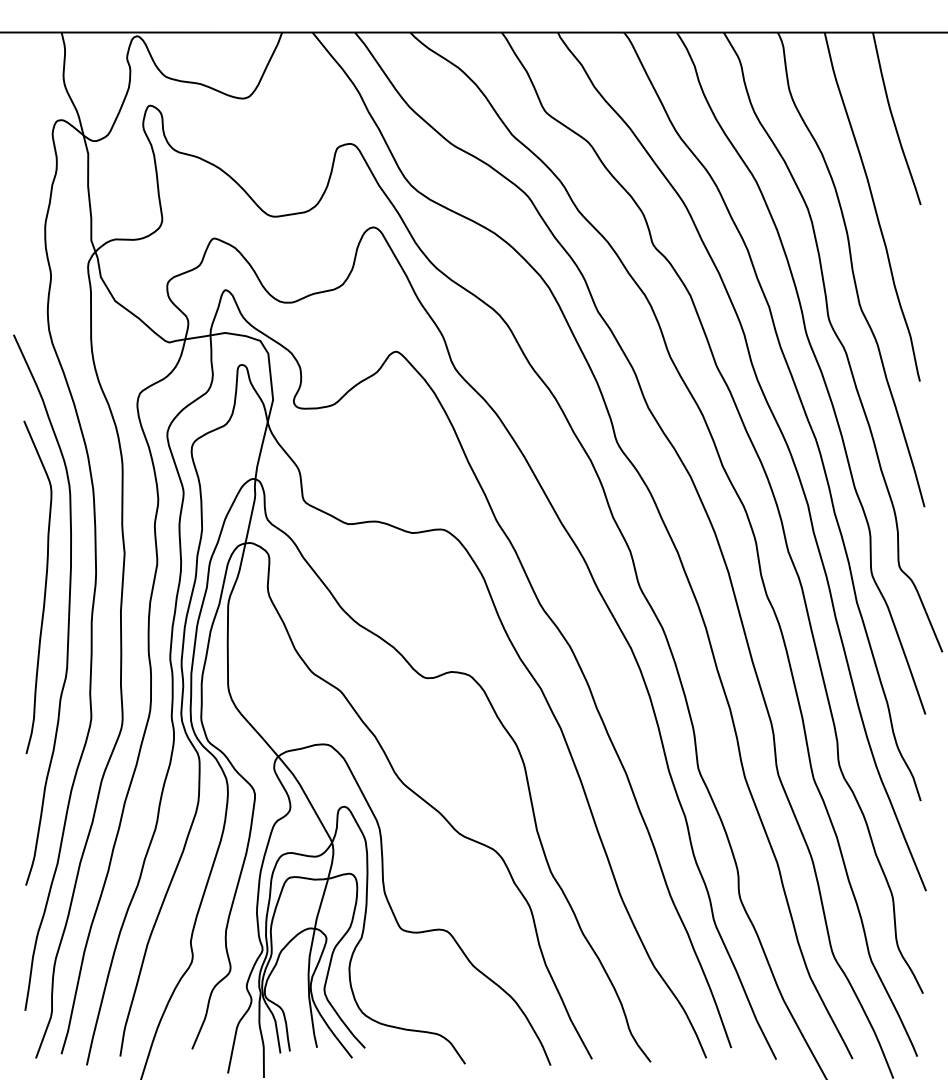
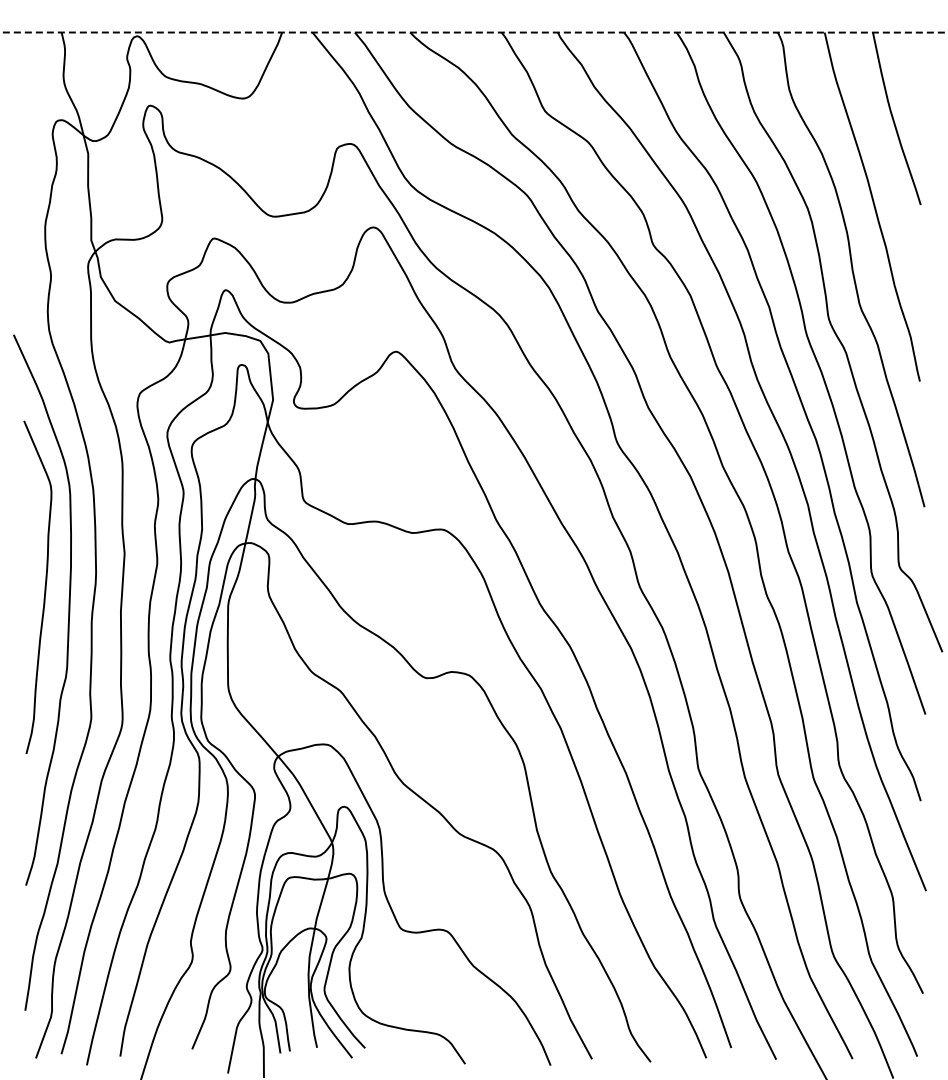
line: solid -> dashed (474, 32)
